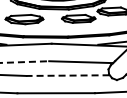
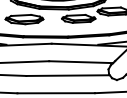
line: dashed -> solid (25, 62)
line: dashed -> solid (67, 75)
